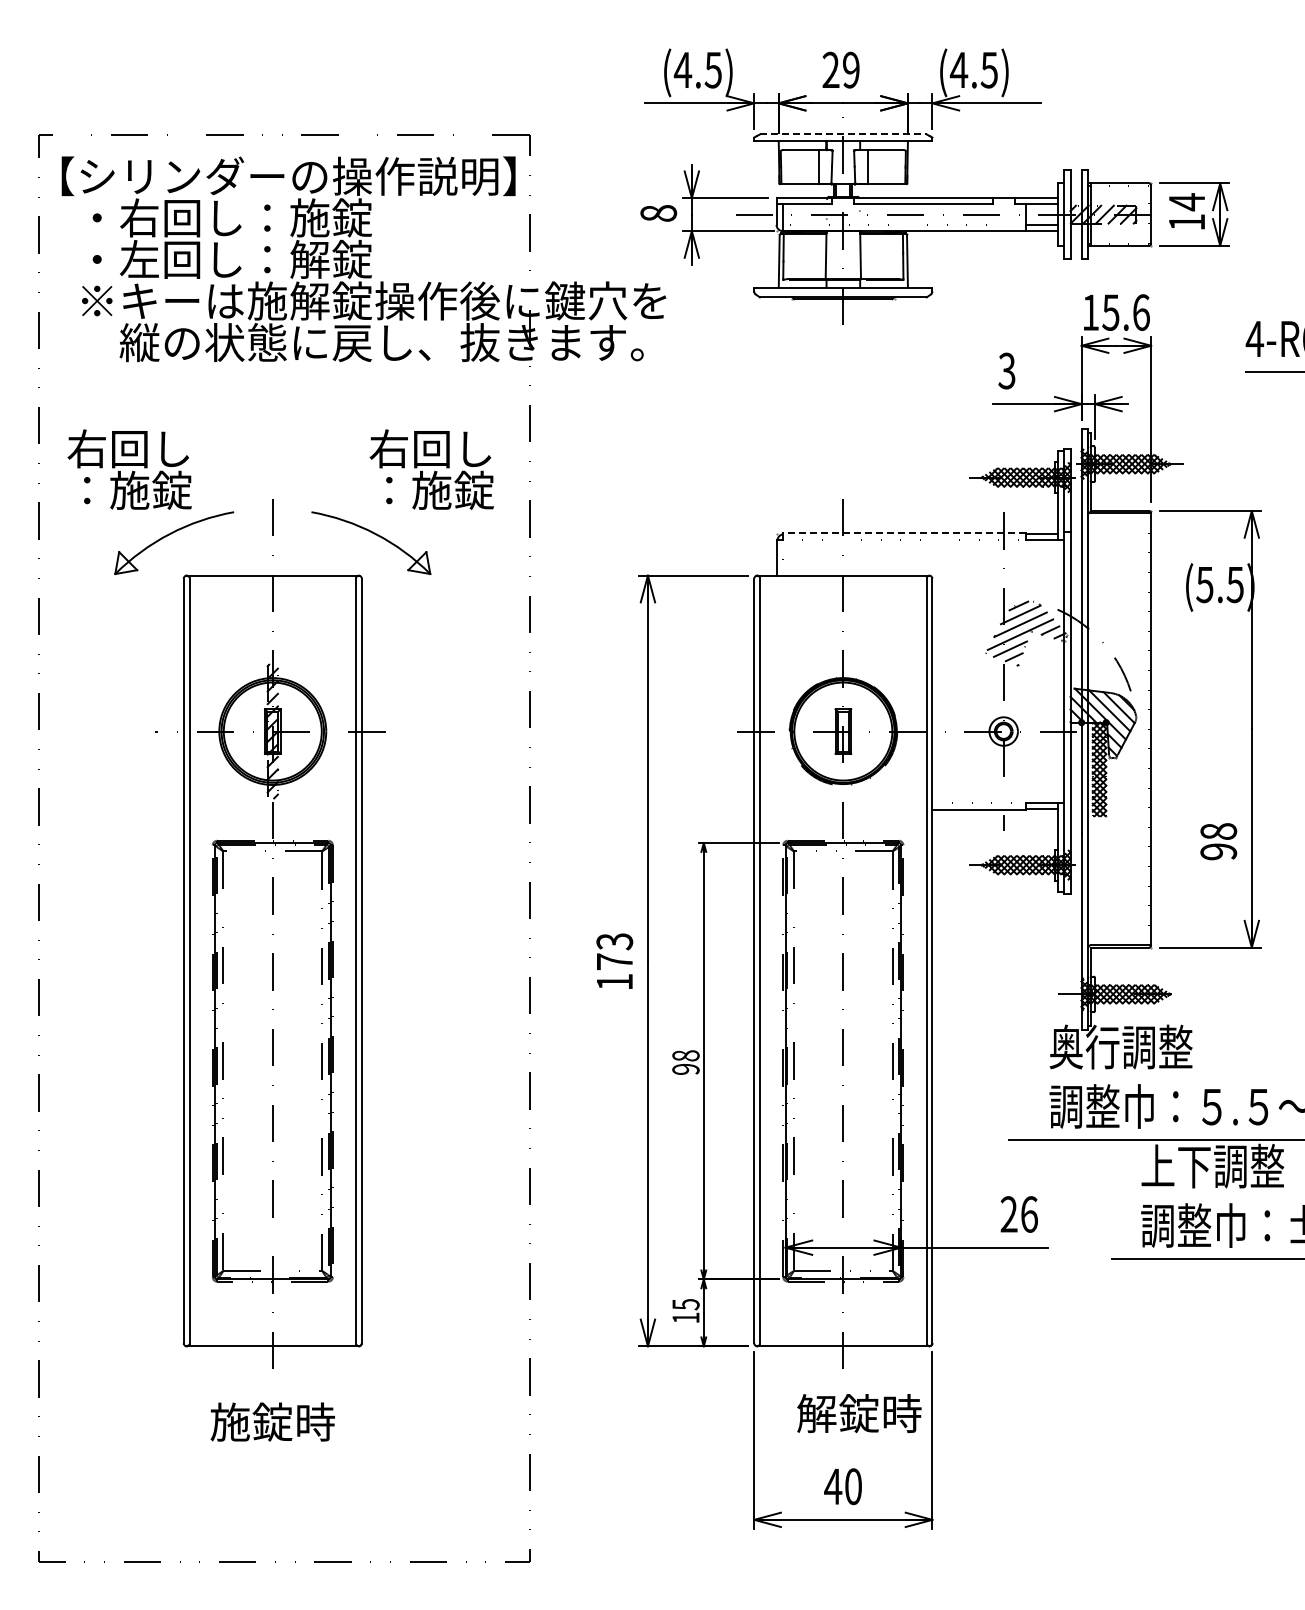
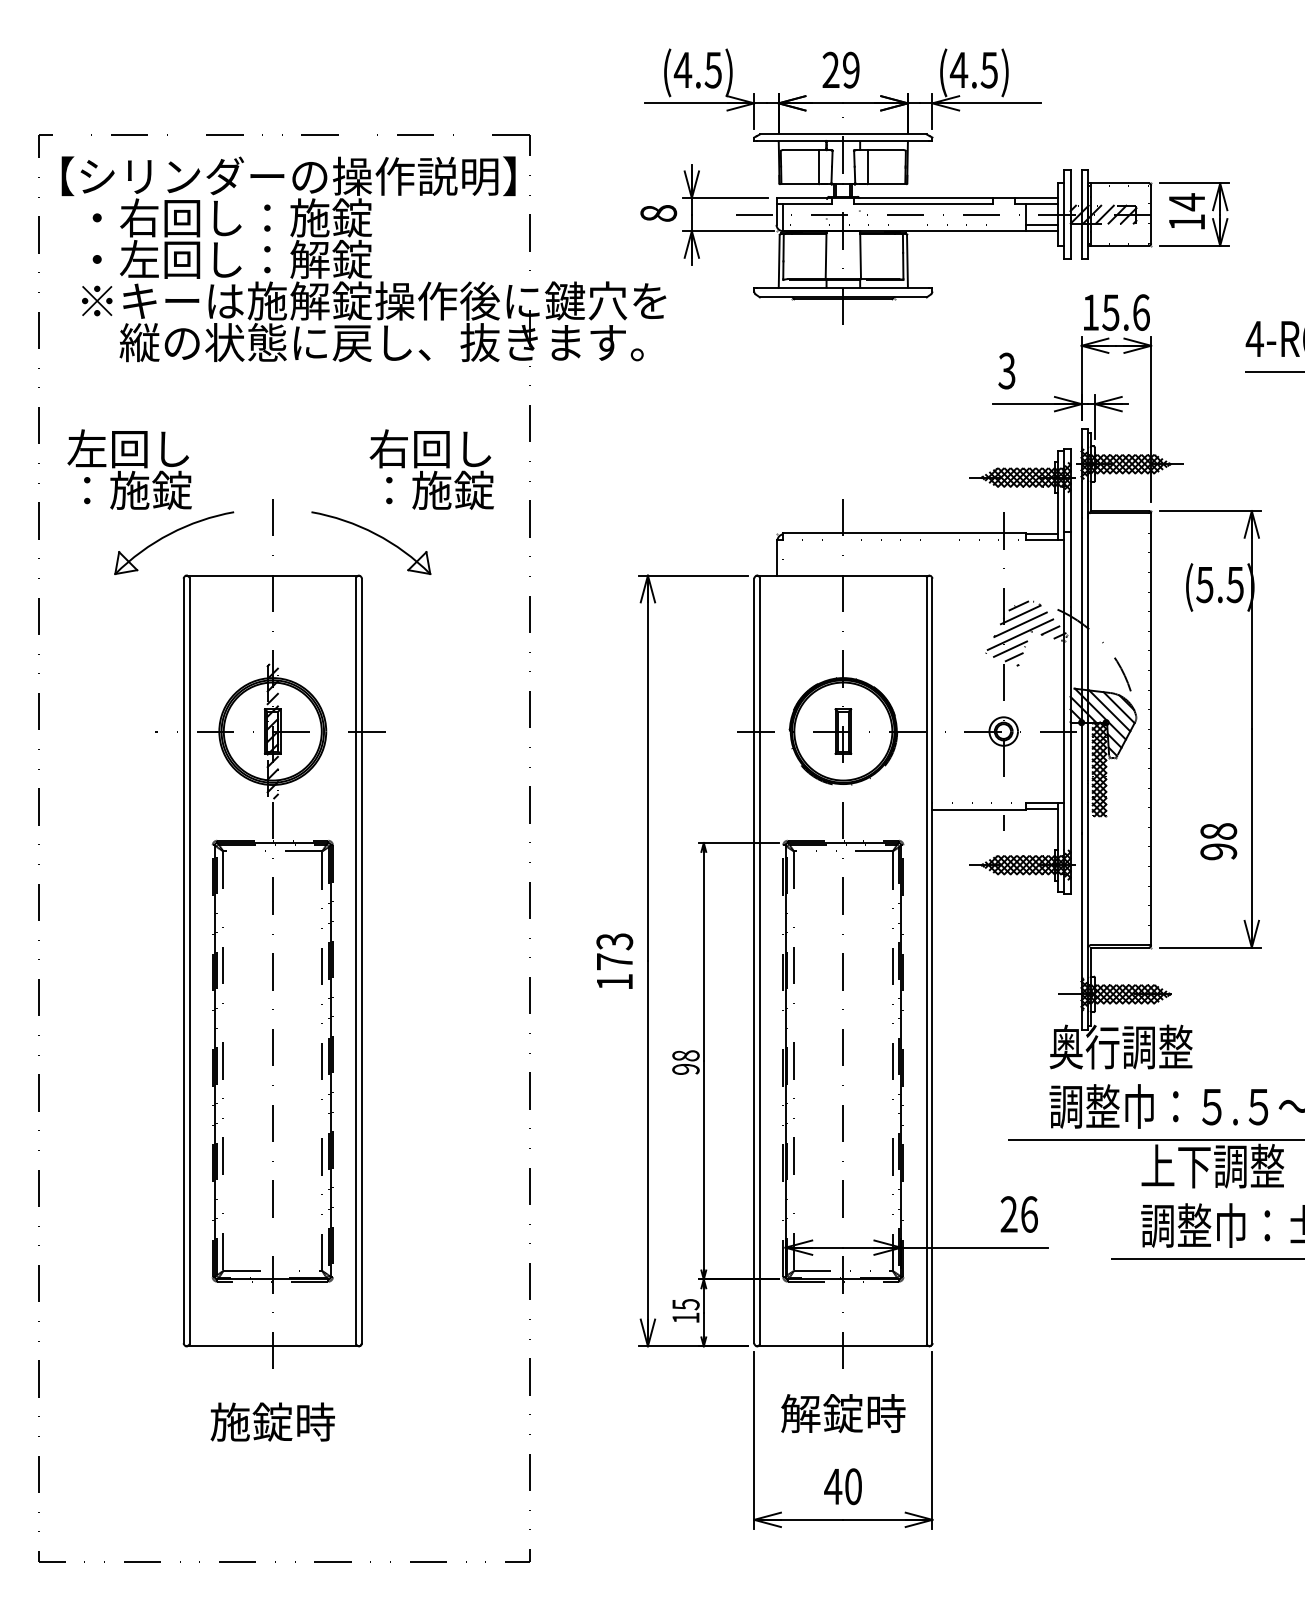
line: dashed -> solid (843, 134)
text: 右回し -> 左回し (86, 448)
line: dashed -> solid (904, 533)
text position: (859, 1413) -> (843, 1413) (843, 1413)
